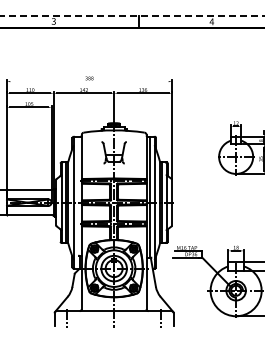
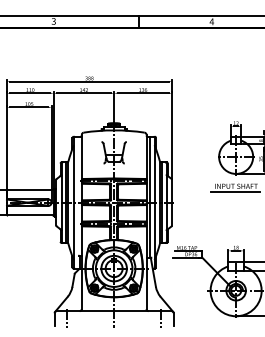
line: dashed -> solid (132, 16)
line: none -> present (89, 81)
part: none -> present (235, 187)
